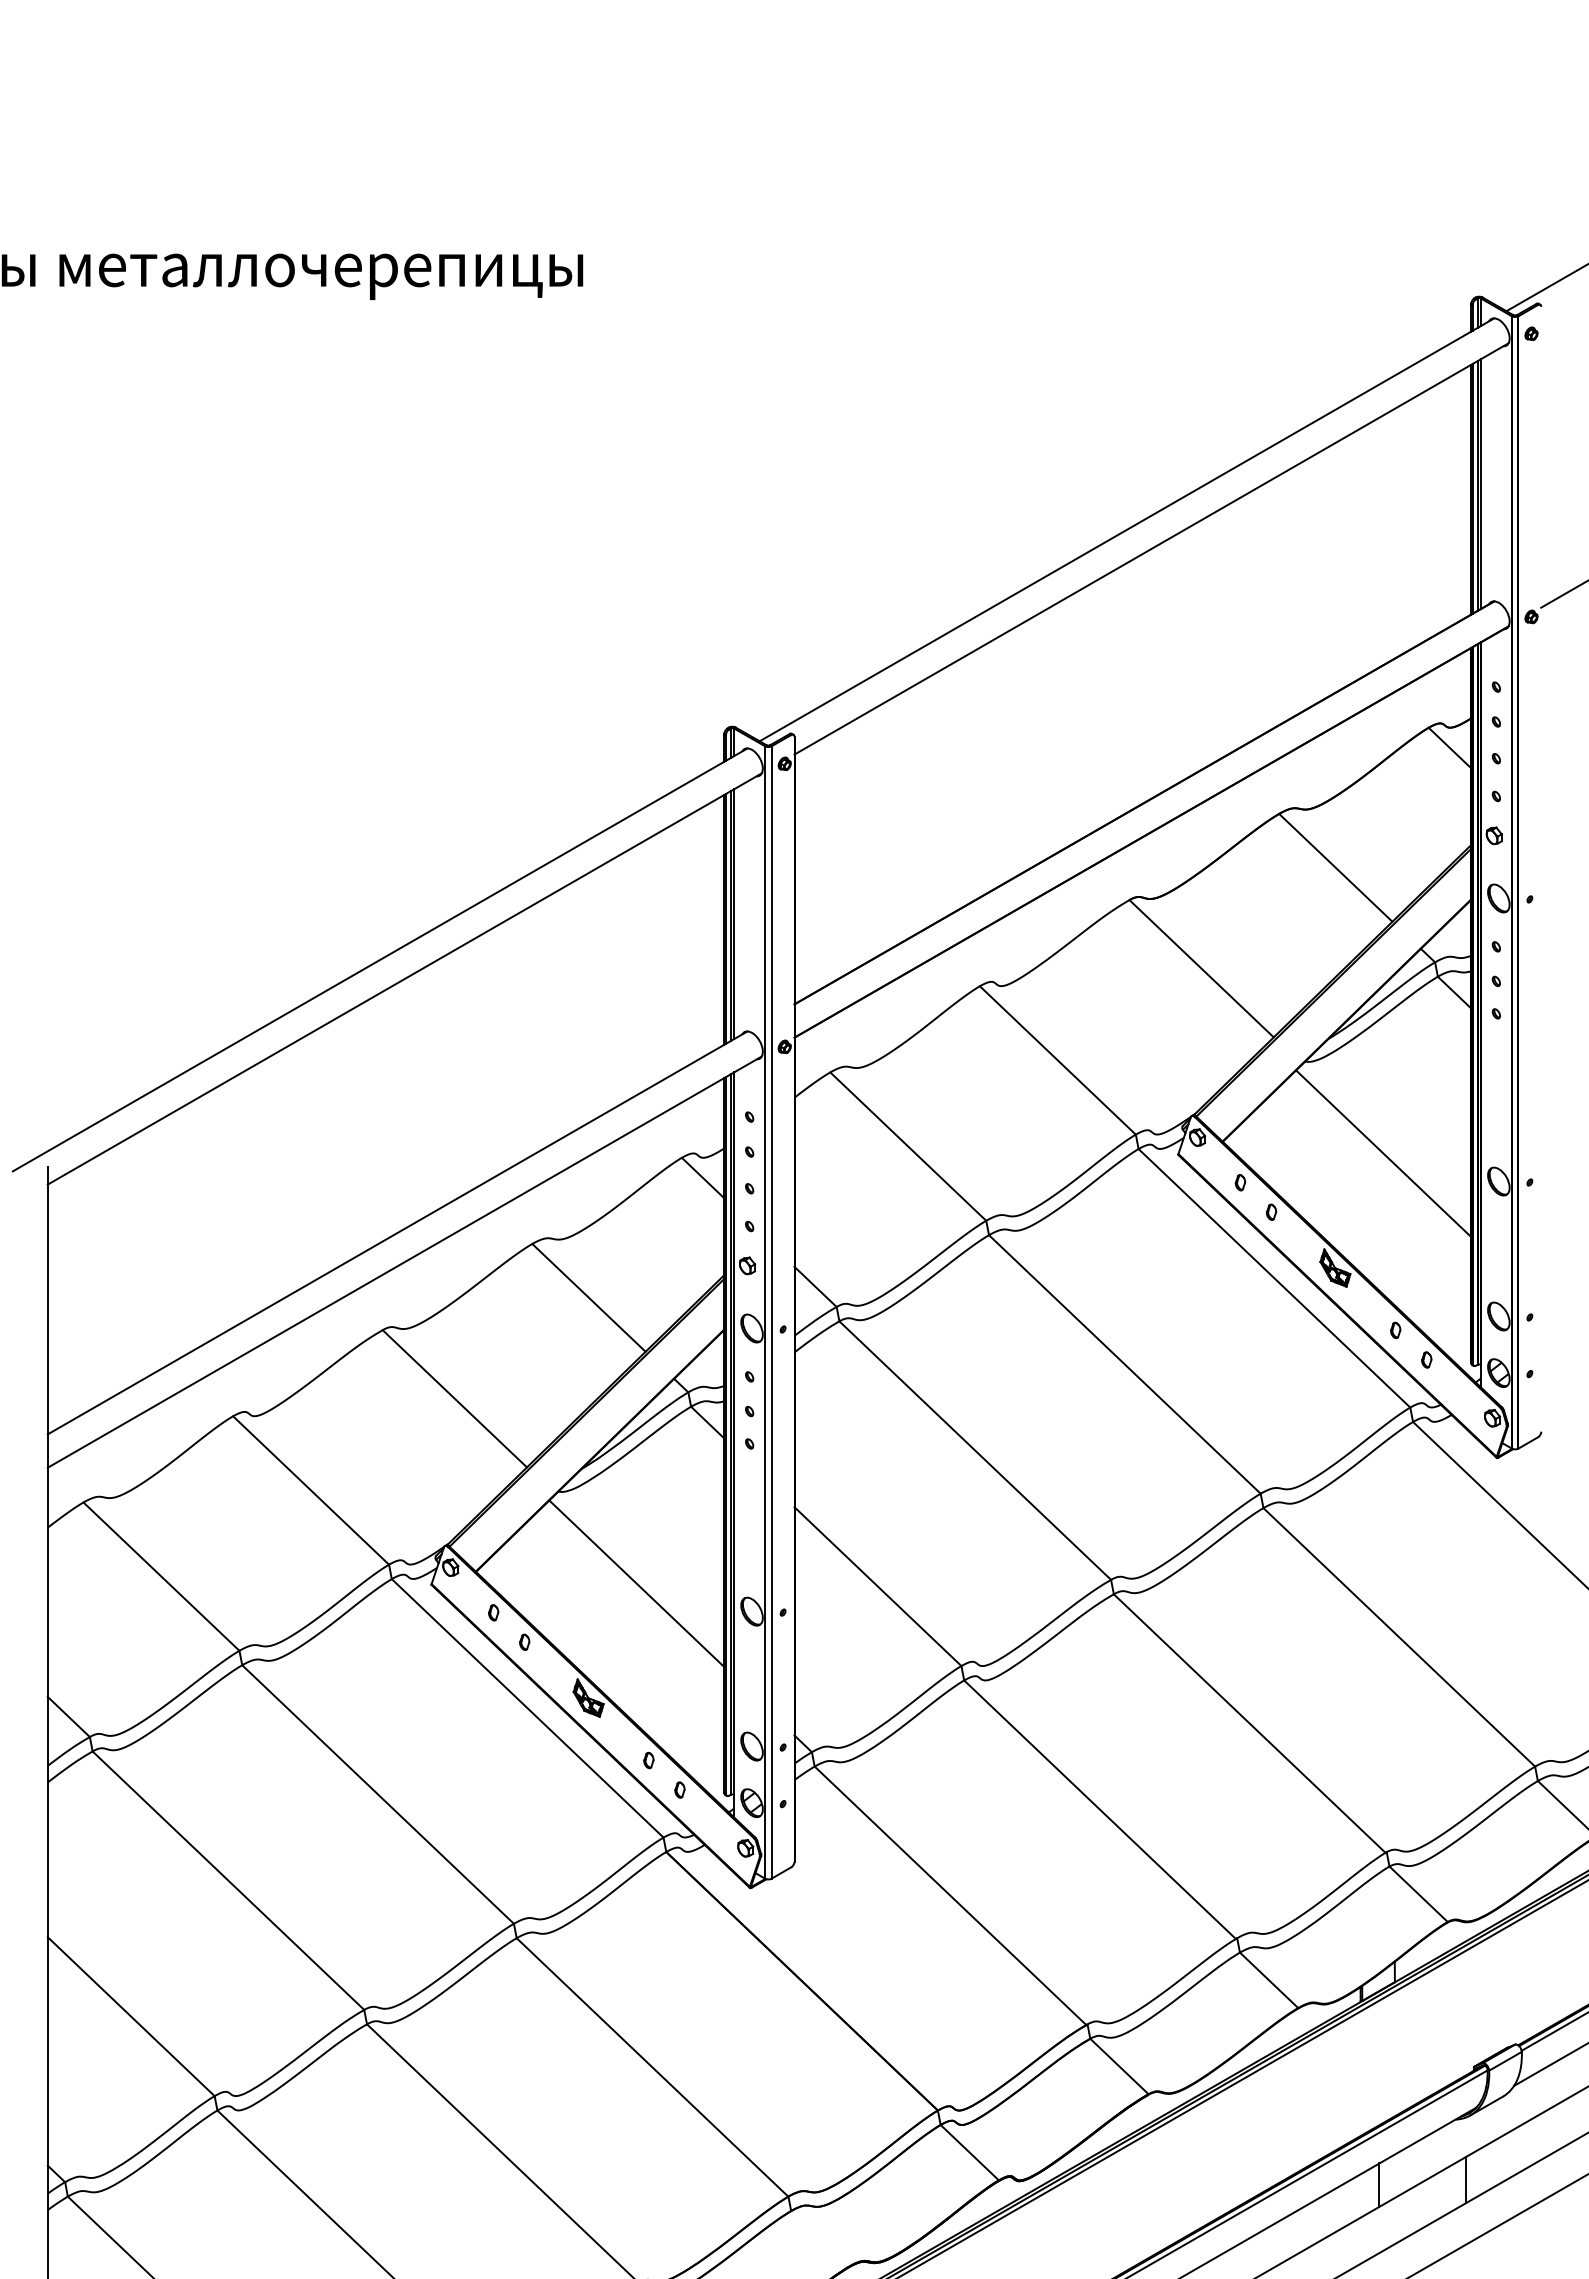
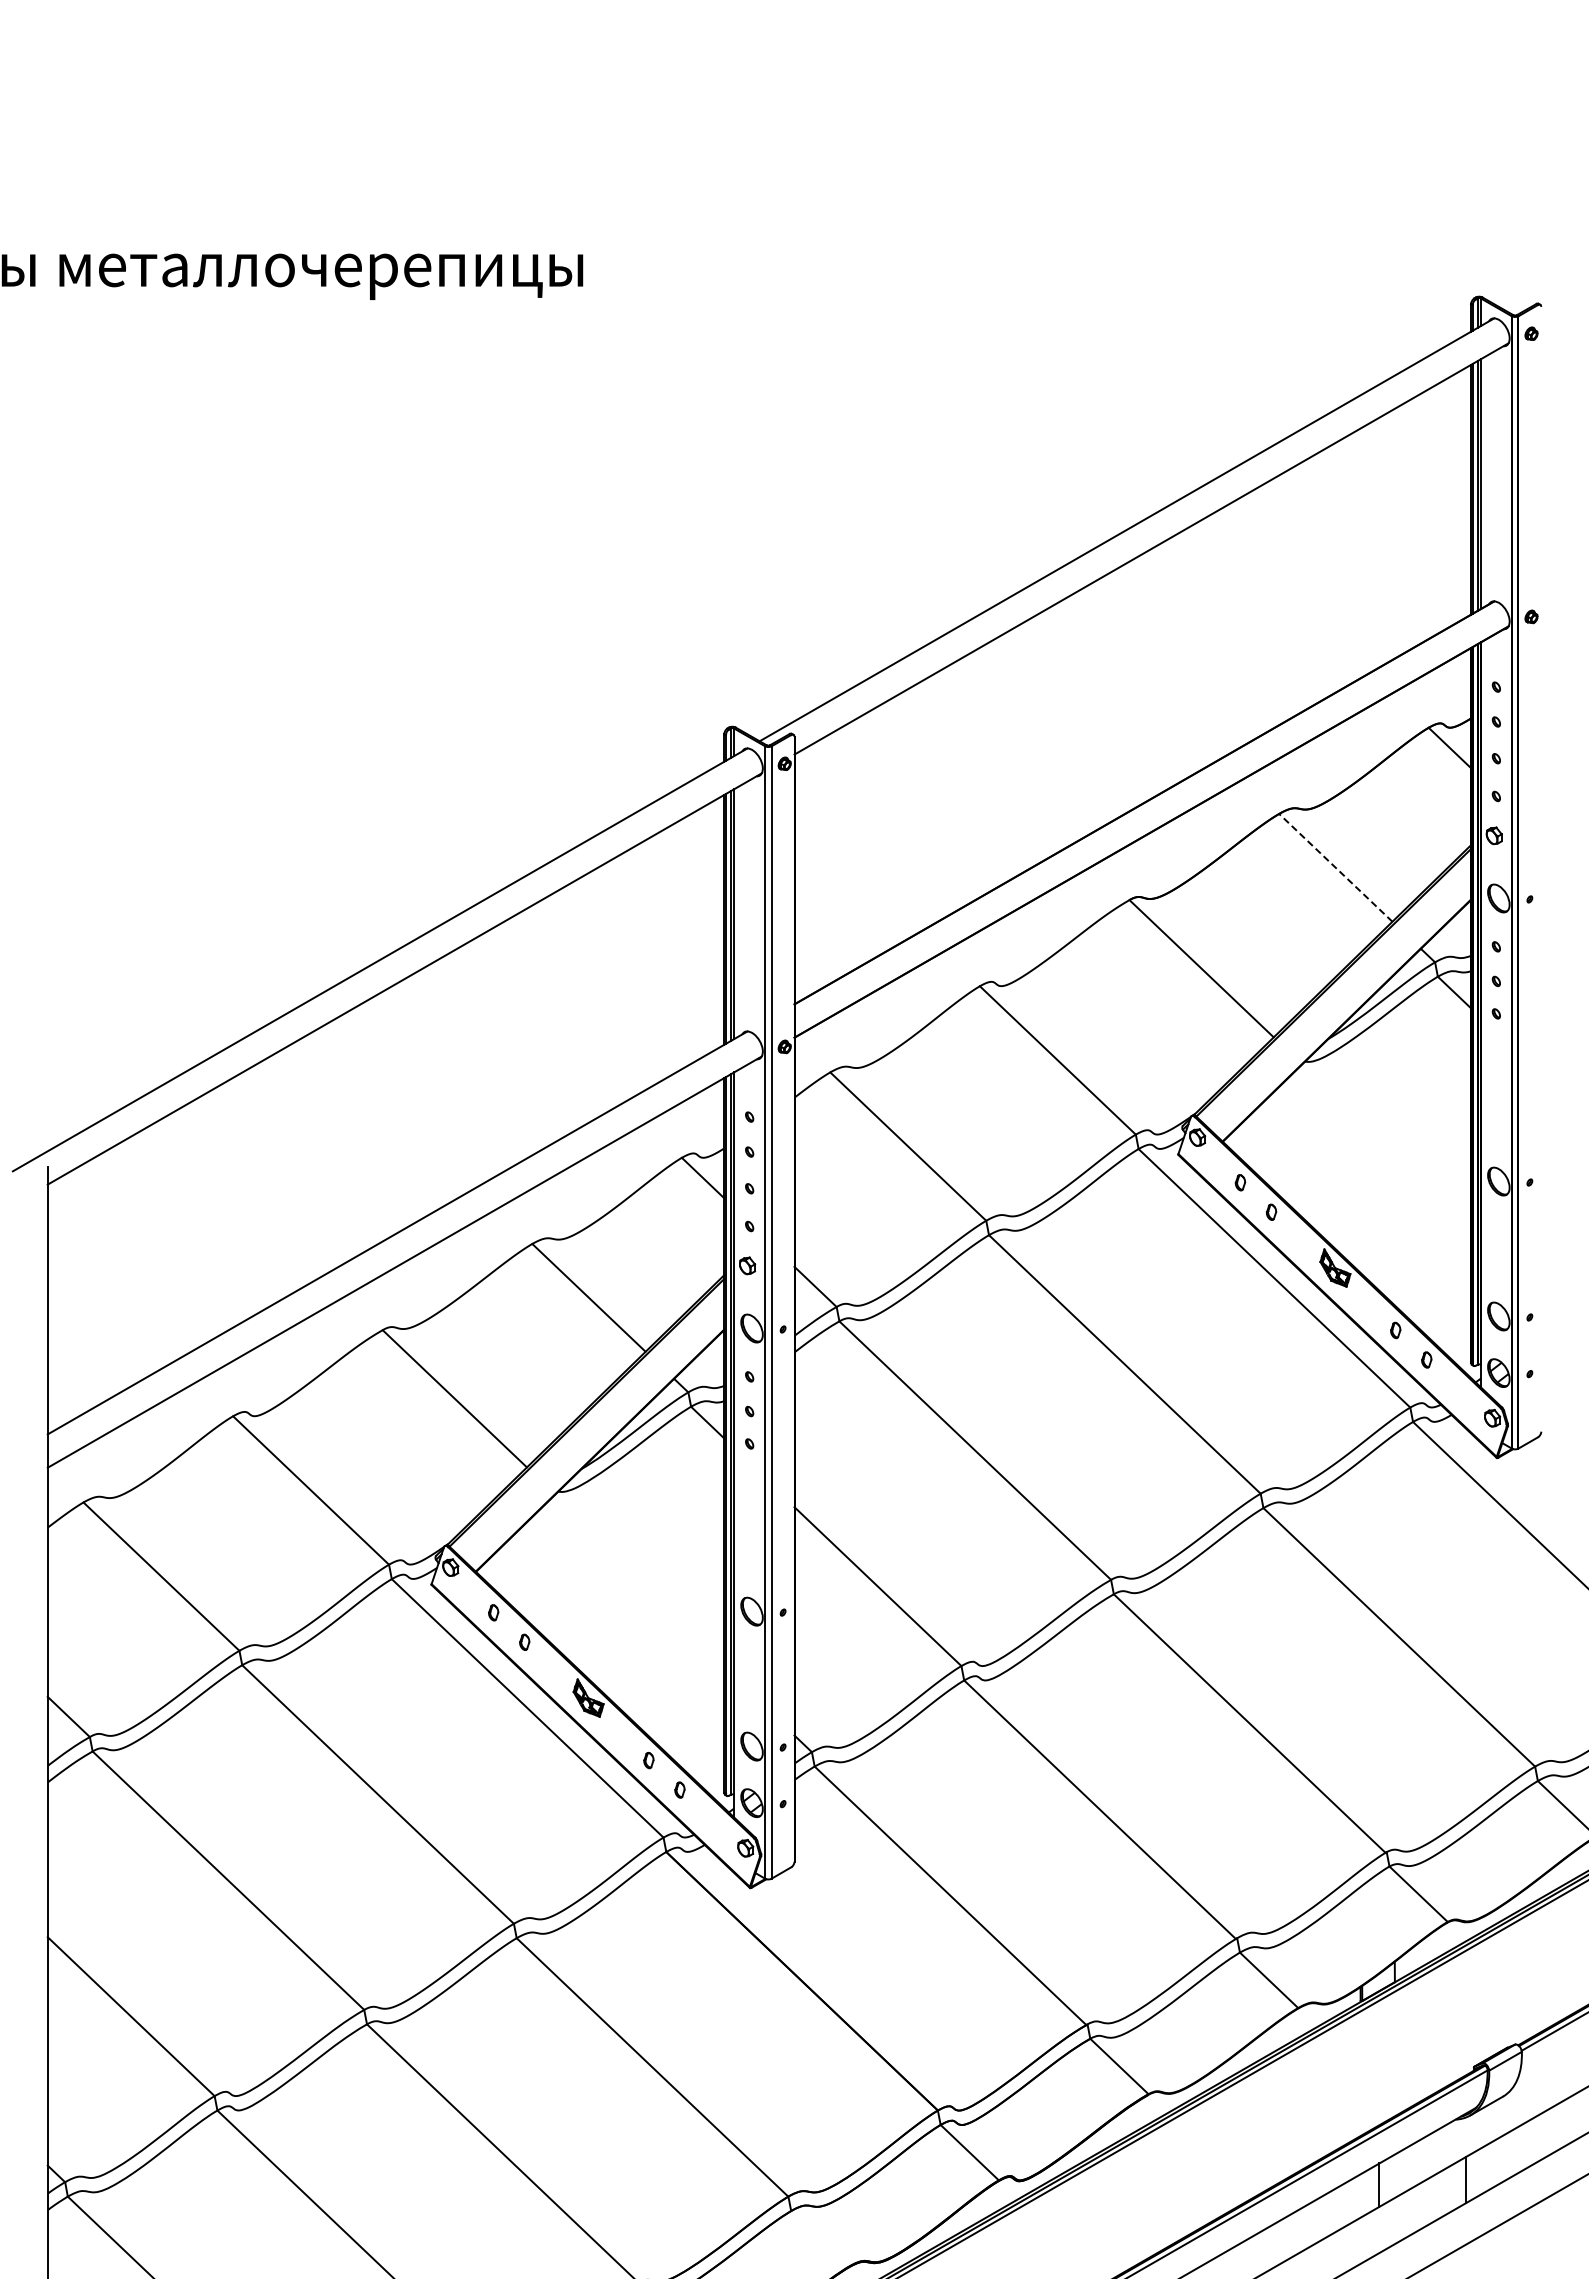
line: present -> none (1545, 288)
line: present -> none (1563, 594)
line: solid -> dashed (1335, 867)
line: present -> none (1383, 1153)
line: present -> none (636, 1583)
line: present -> none (1549, 2064)
